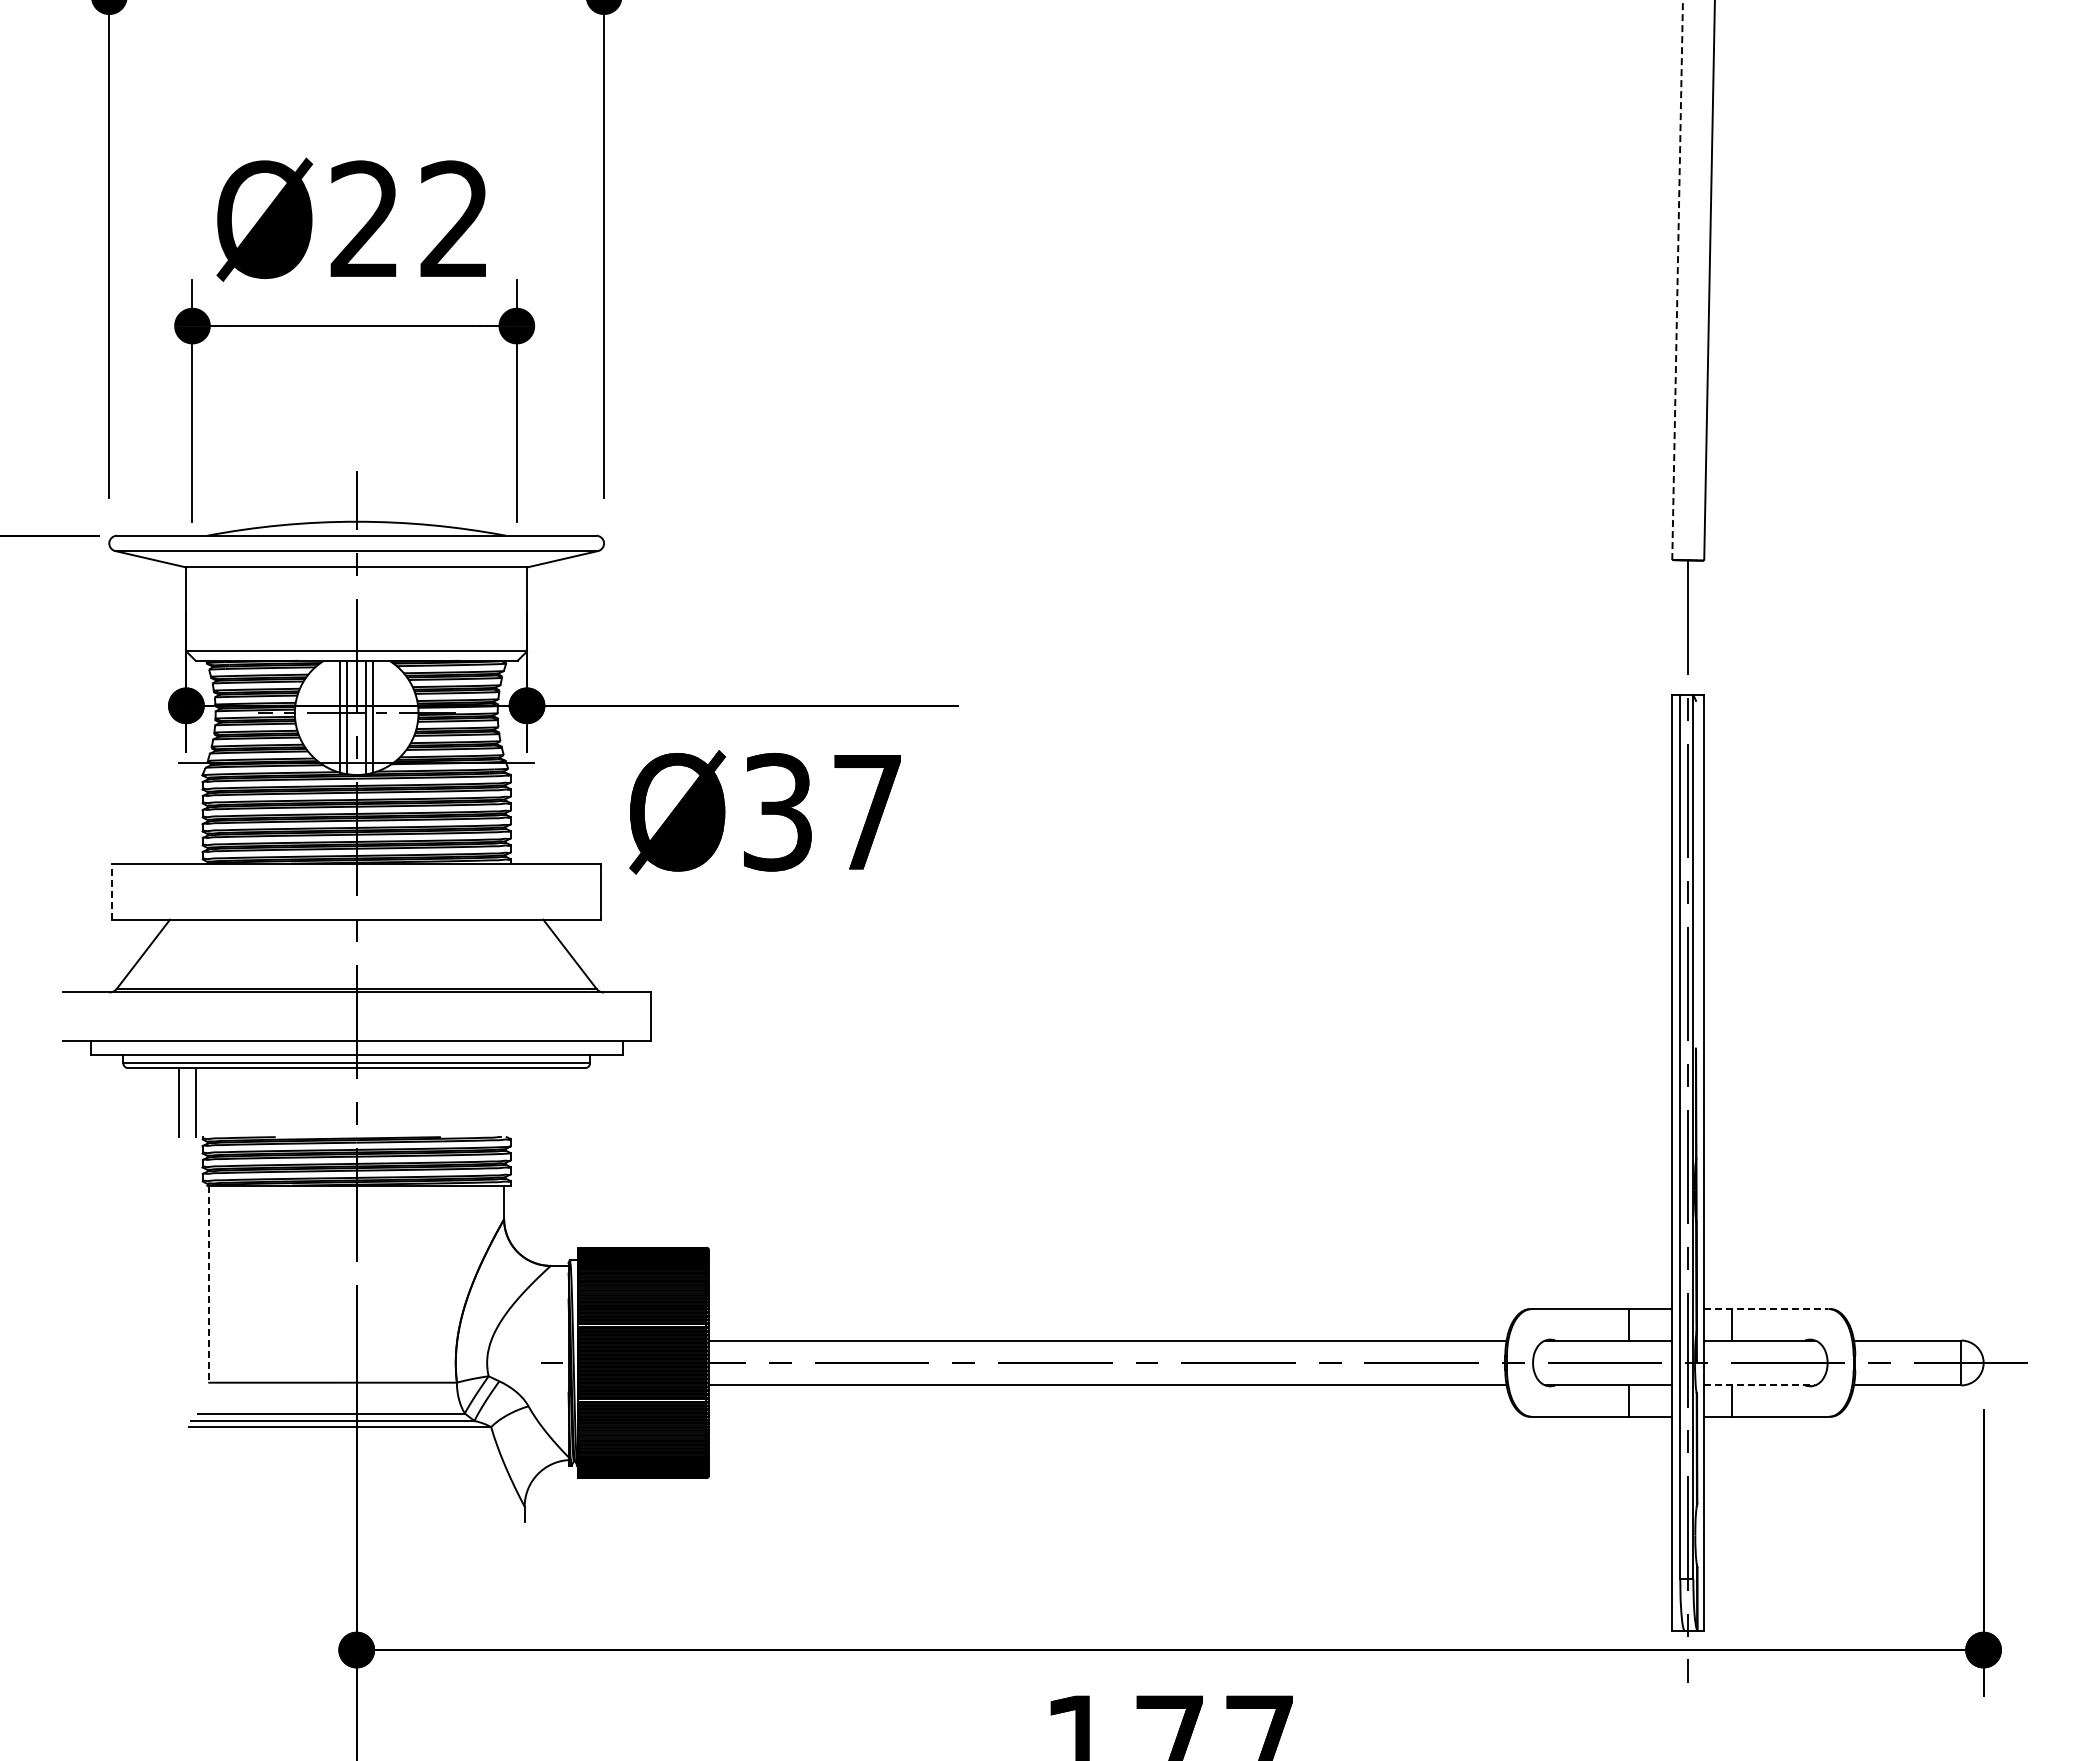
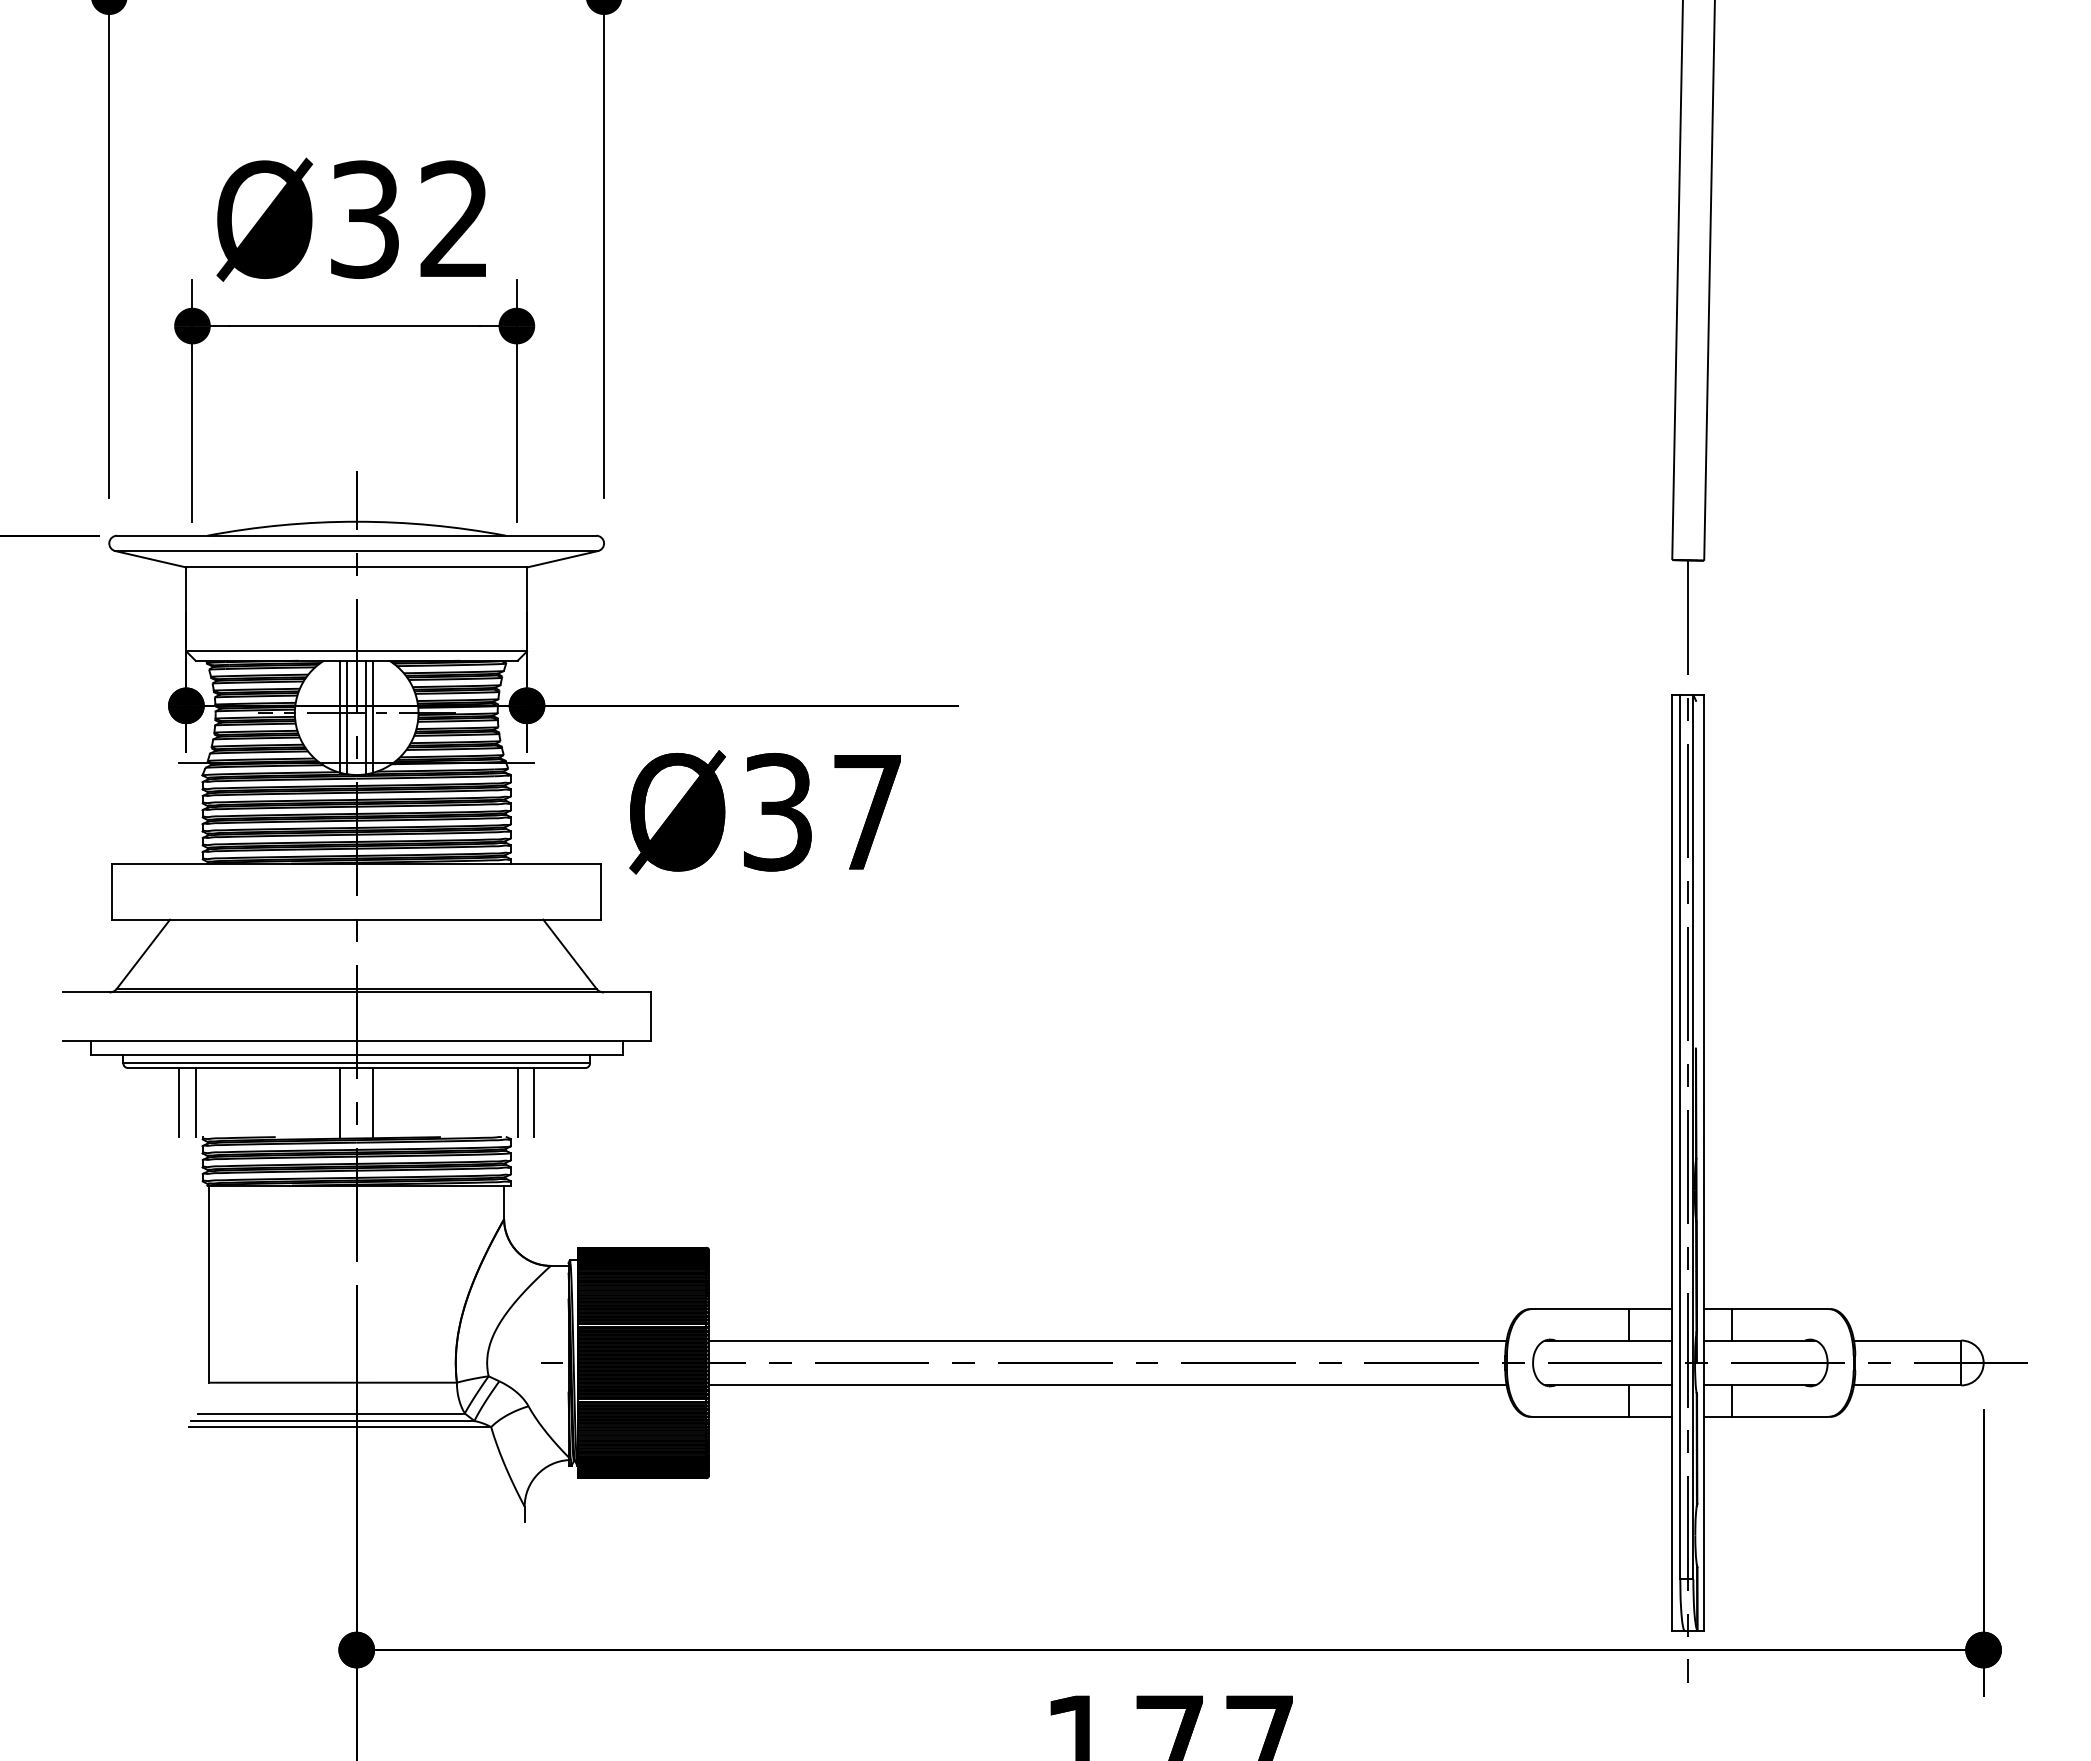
text: Ø22 -> Ø32 (364, 219)
line: dashed -> solid (1677, 280)
line: dashed -> solid (112, 891)
line: none -> present (340, 1102)
line: none -> present (373, 1102)
line: none -> present (517, 1102)
line: none -> present (534, 1102)
line: dashed -> solid (209, 1284)
line: dashed -> solid (1766, 1309)
line: dashed -> solid (1759, 1385)
